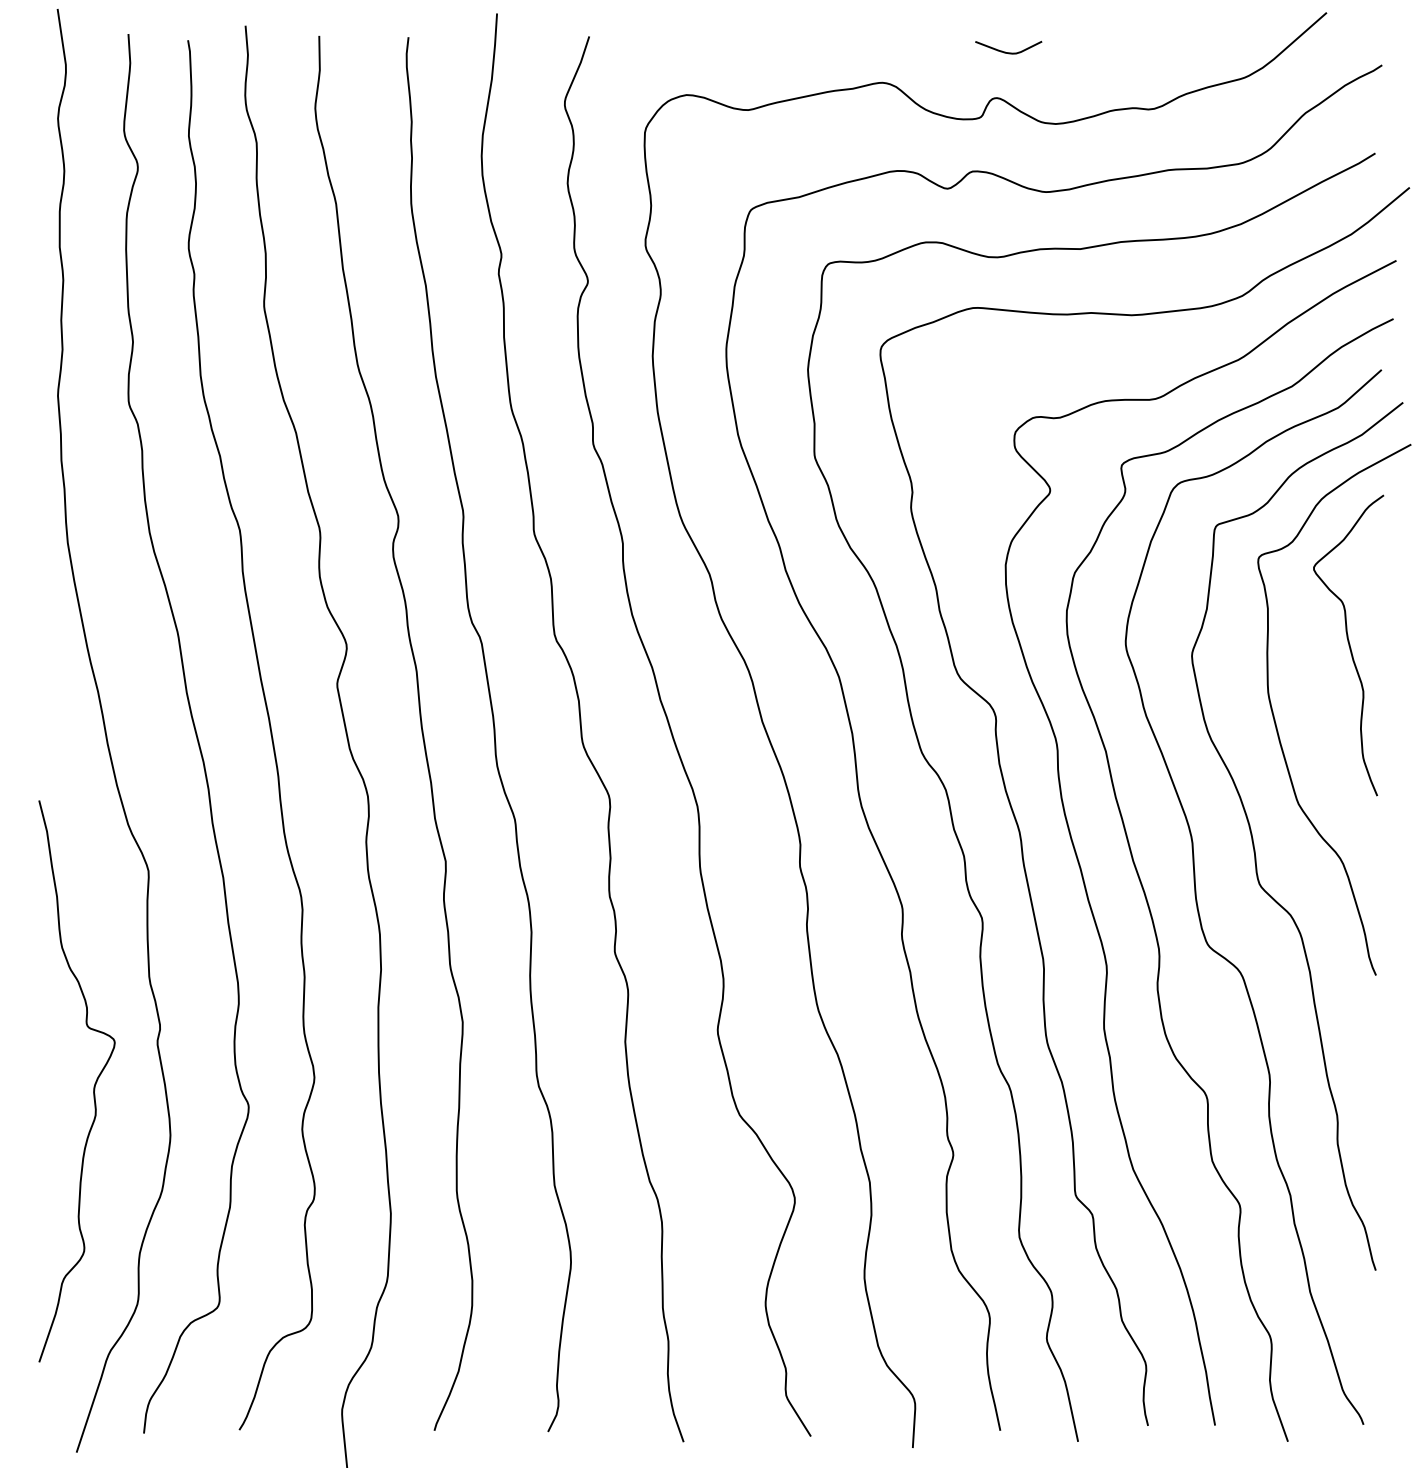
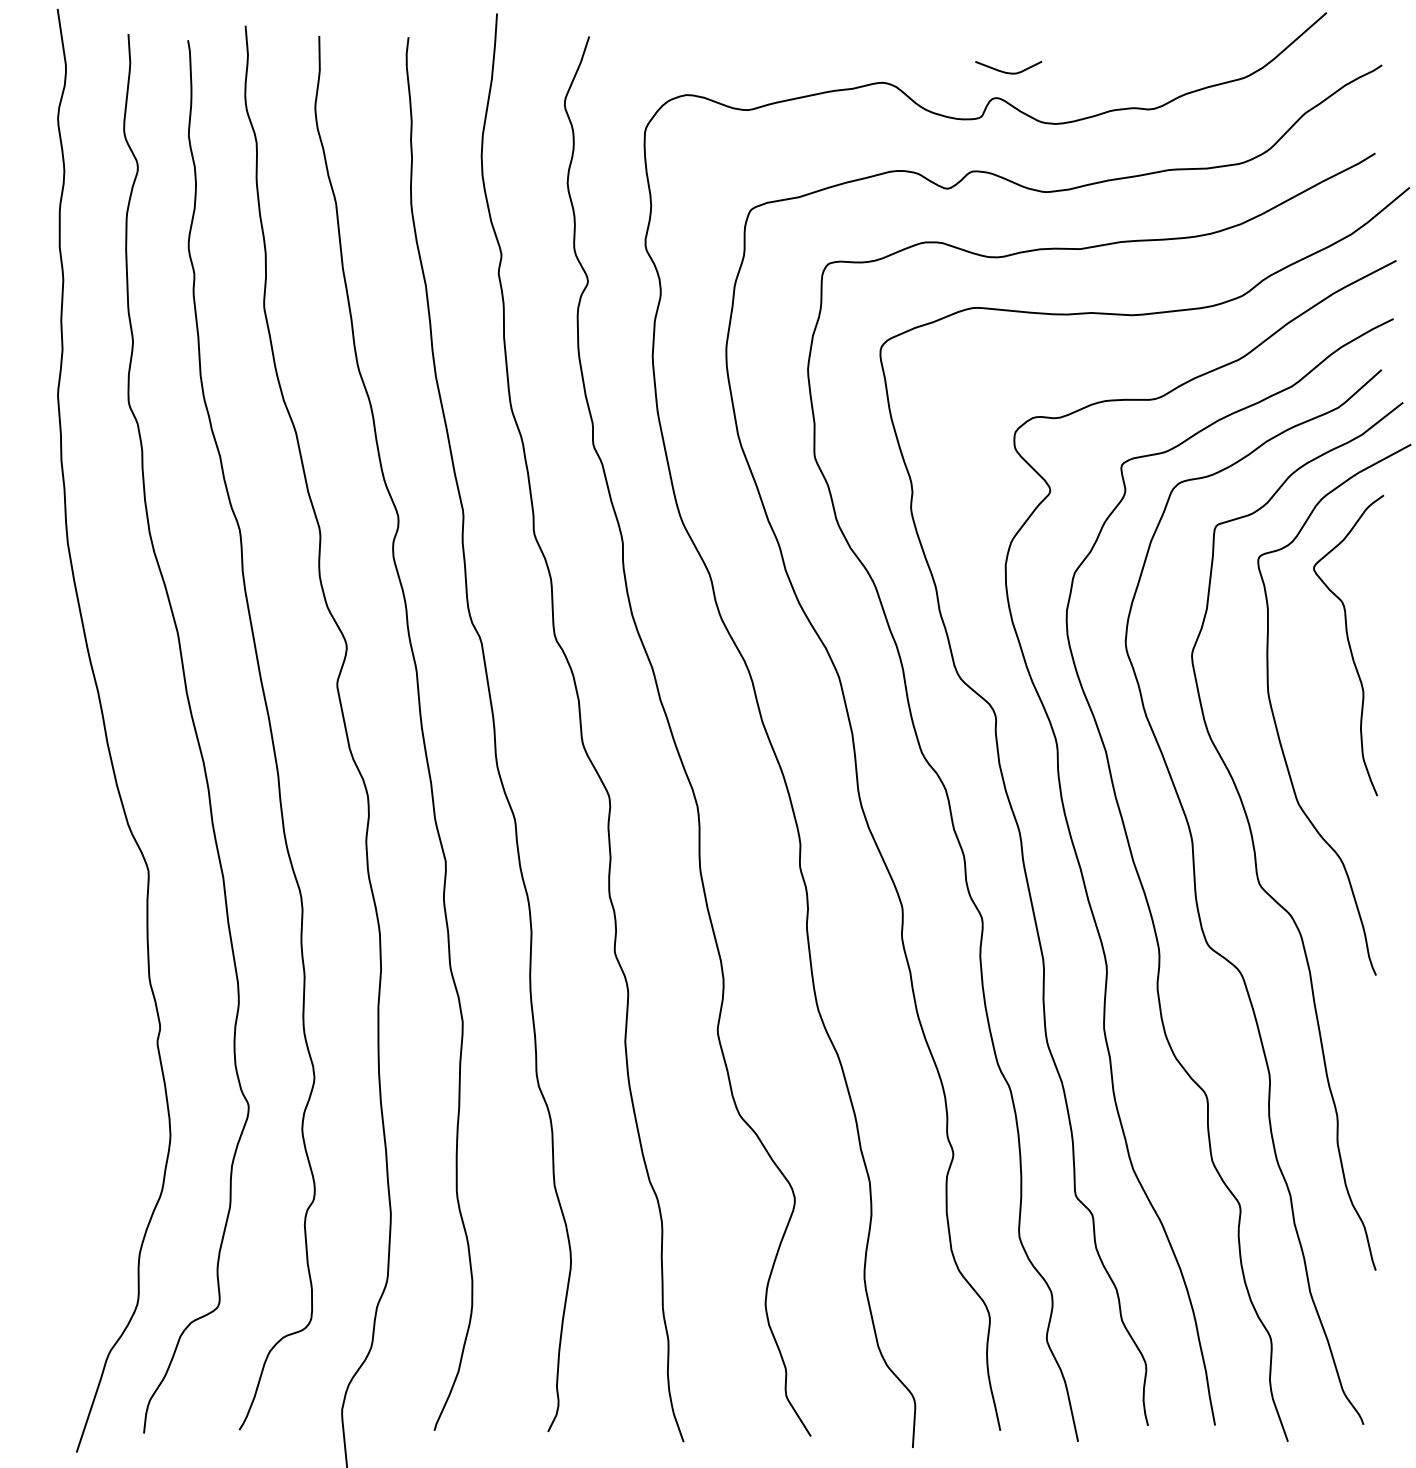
curve position: (1005, 51) -> (1005, 71) (1005, 71)
curve: present -> none (93, 1086)
